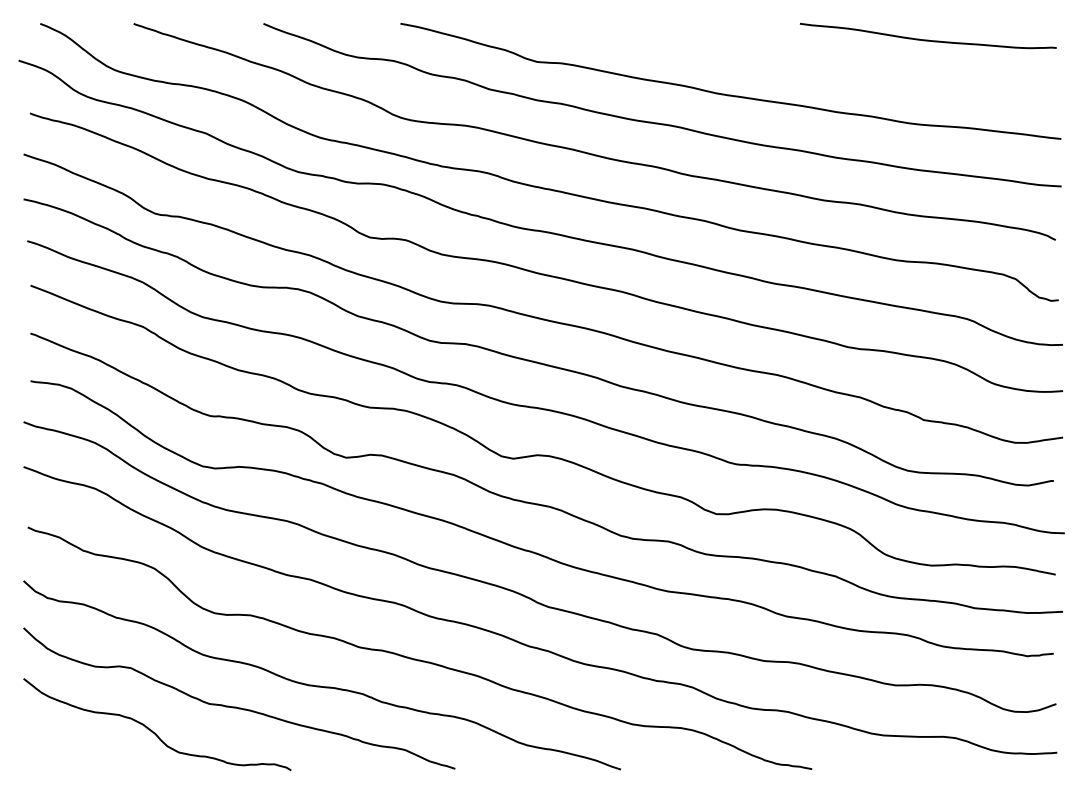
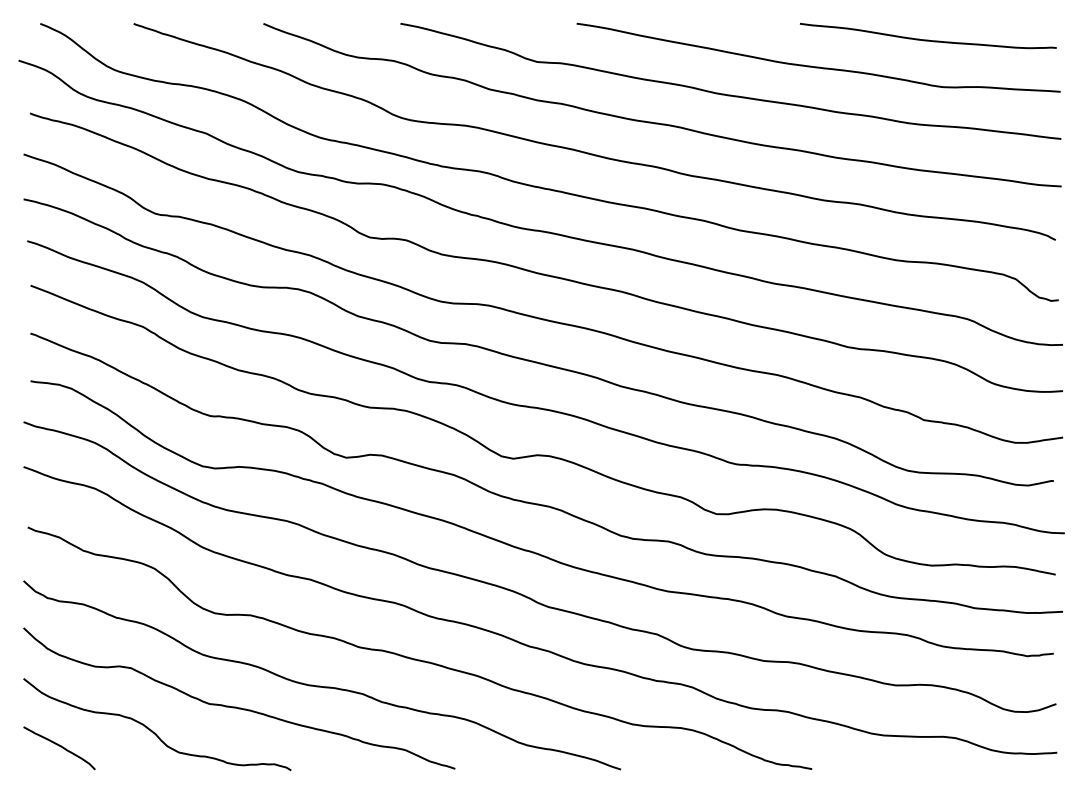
curve: none -> present (818, 66)
curve: none -> present (60, 747)
